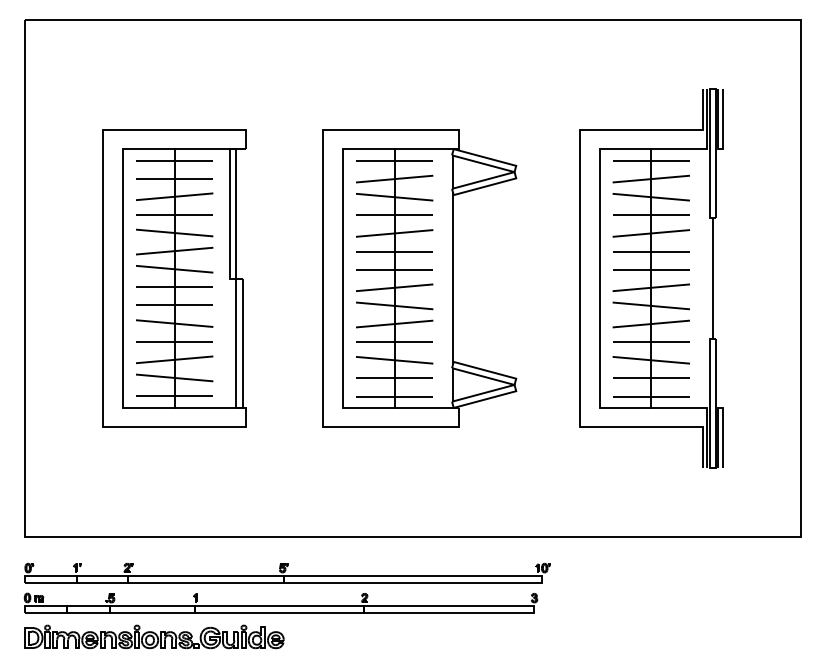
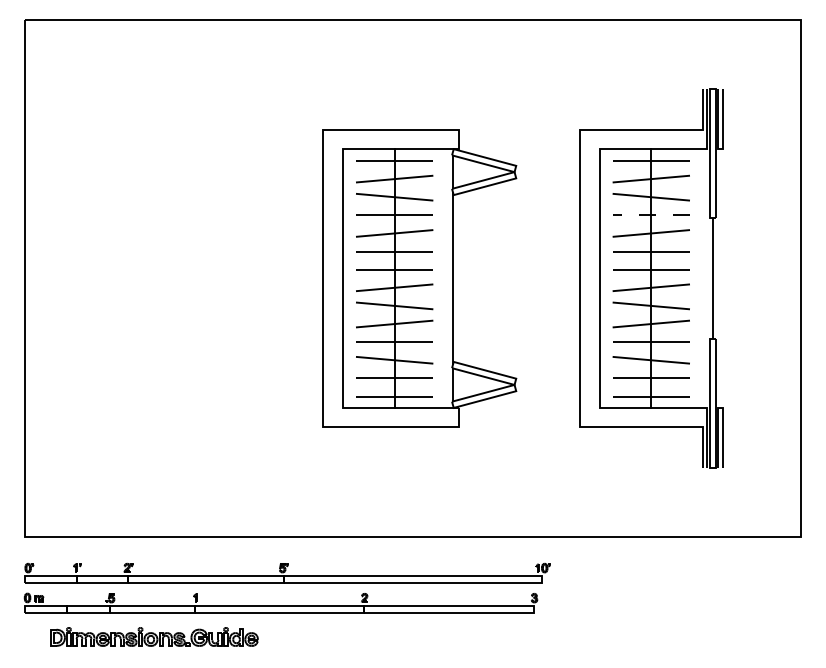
line: solid -> dashed (651, 215)
part: present -> none (174, 278)
part size: 261x26 px -> 209x20 px (154, 636)
